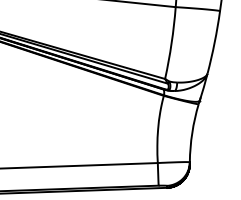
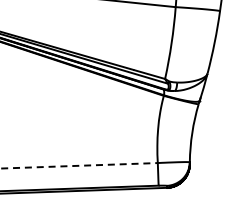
line: solid -> dashed (79, 165)
